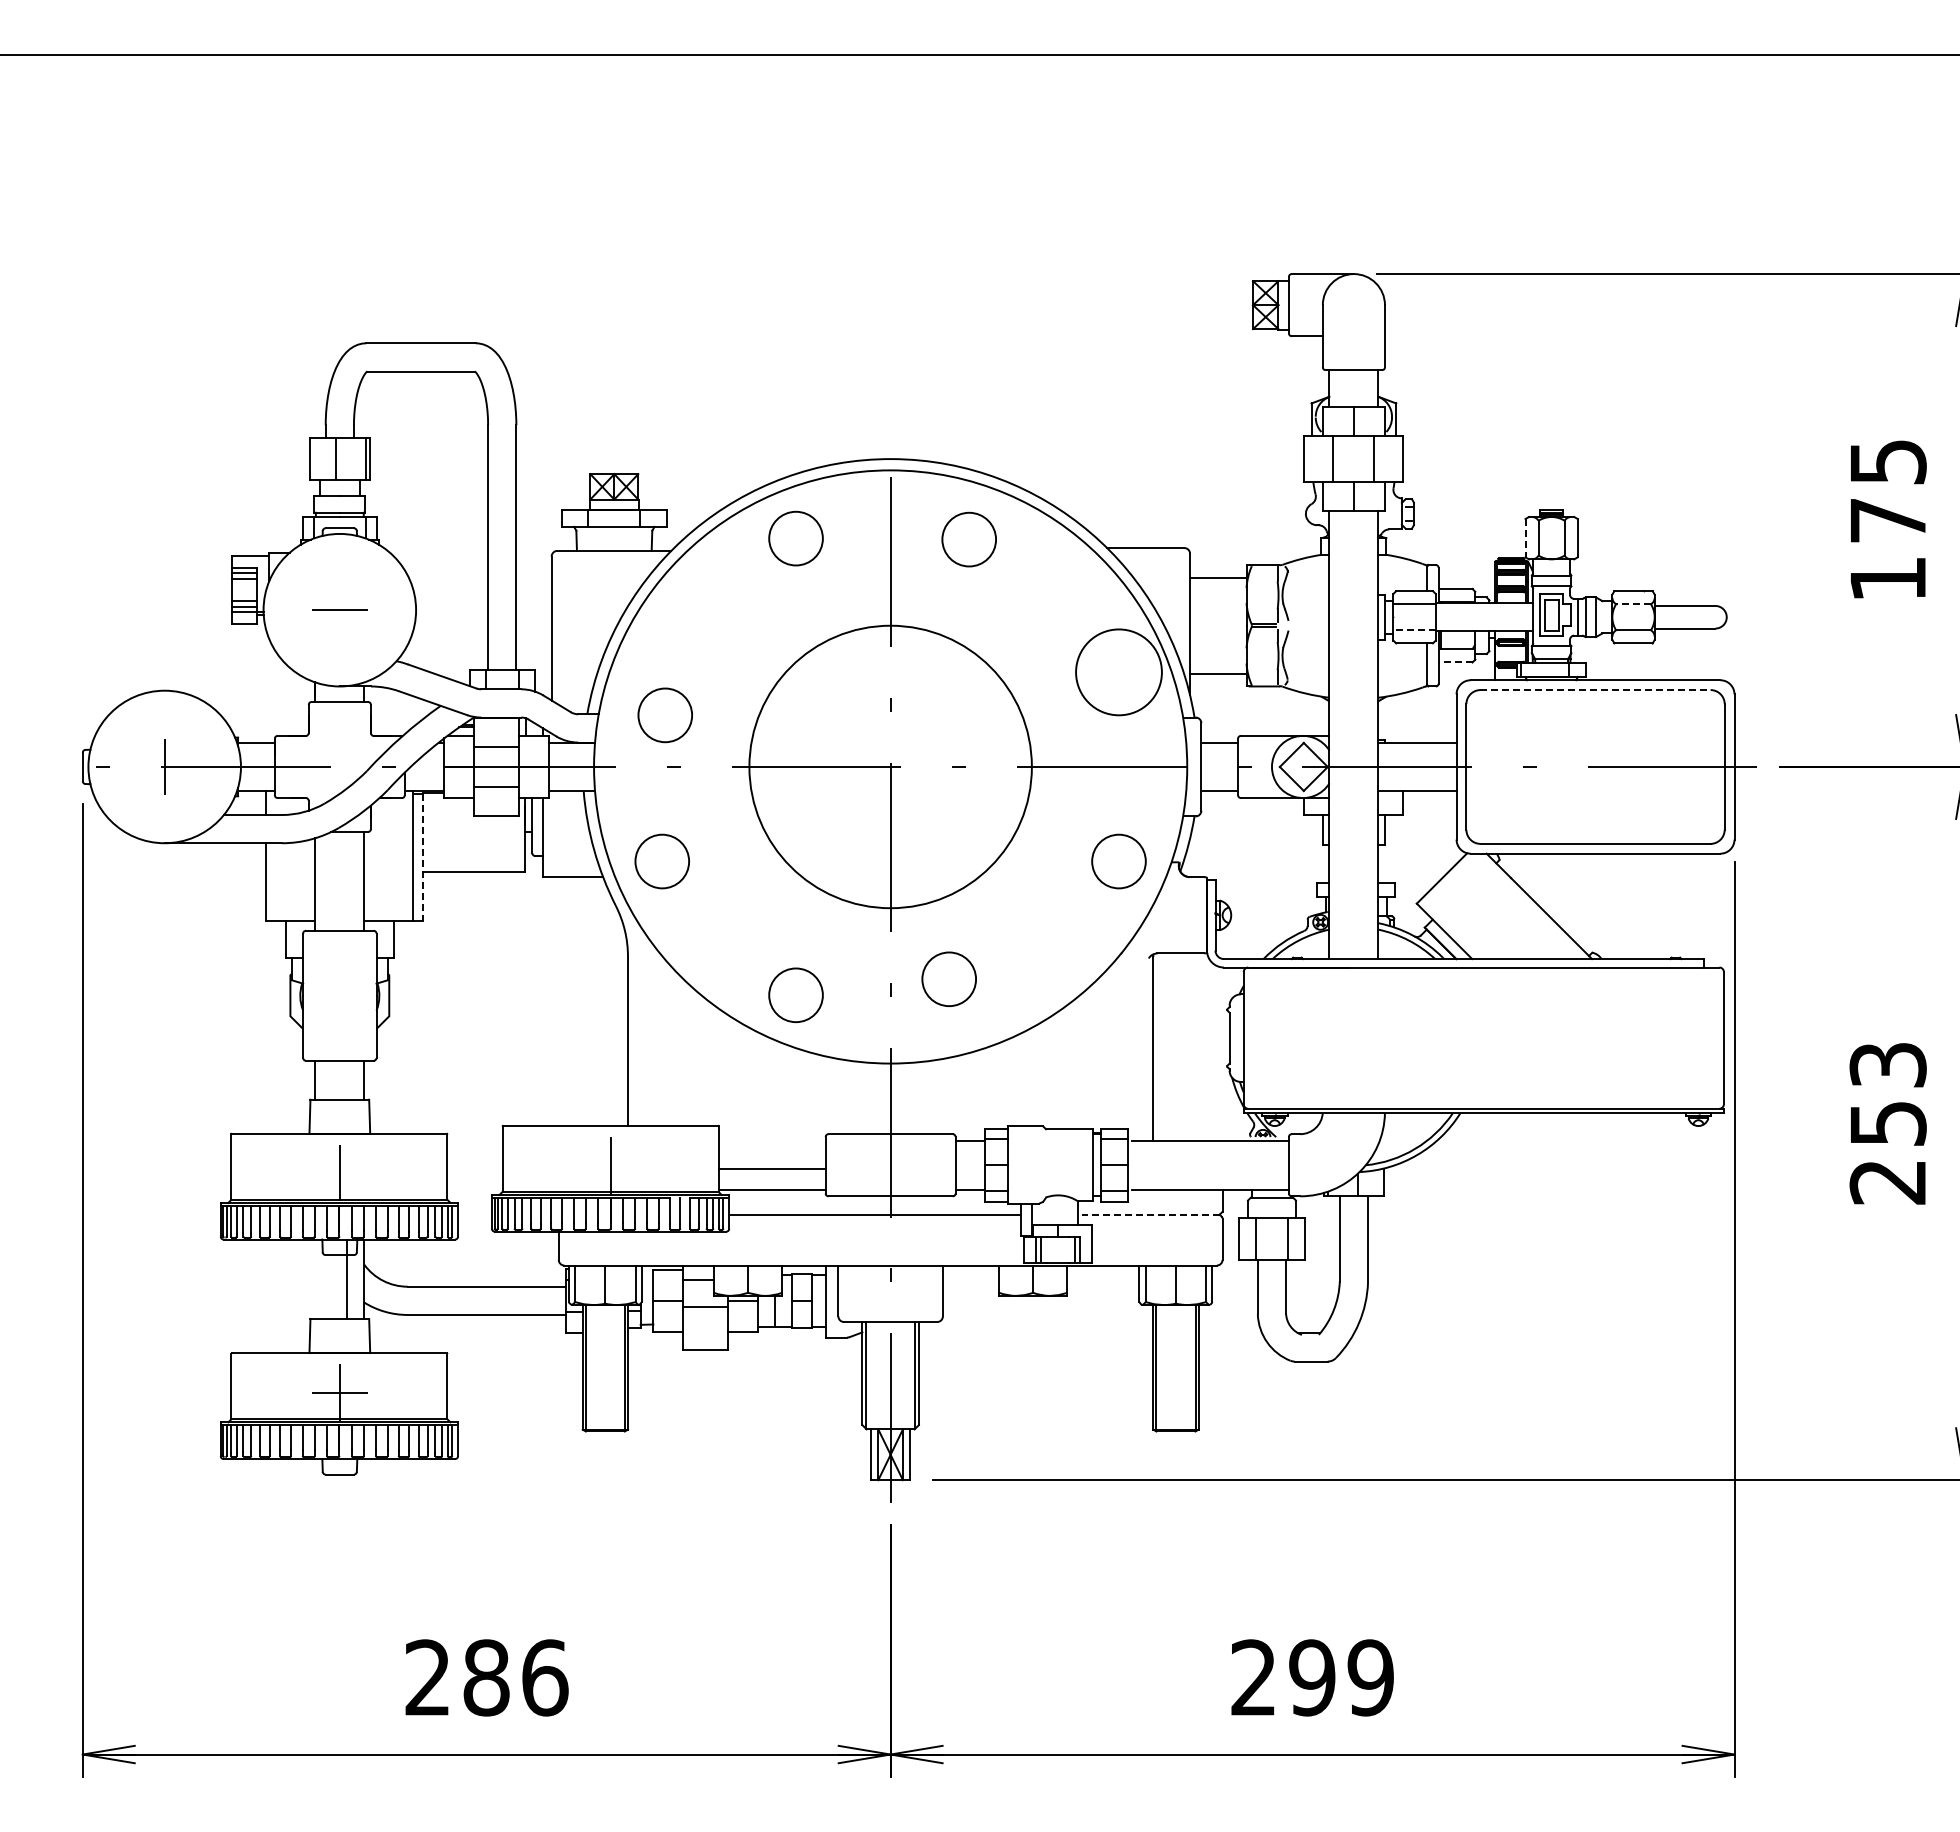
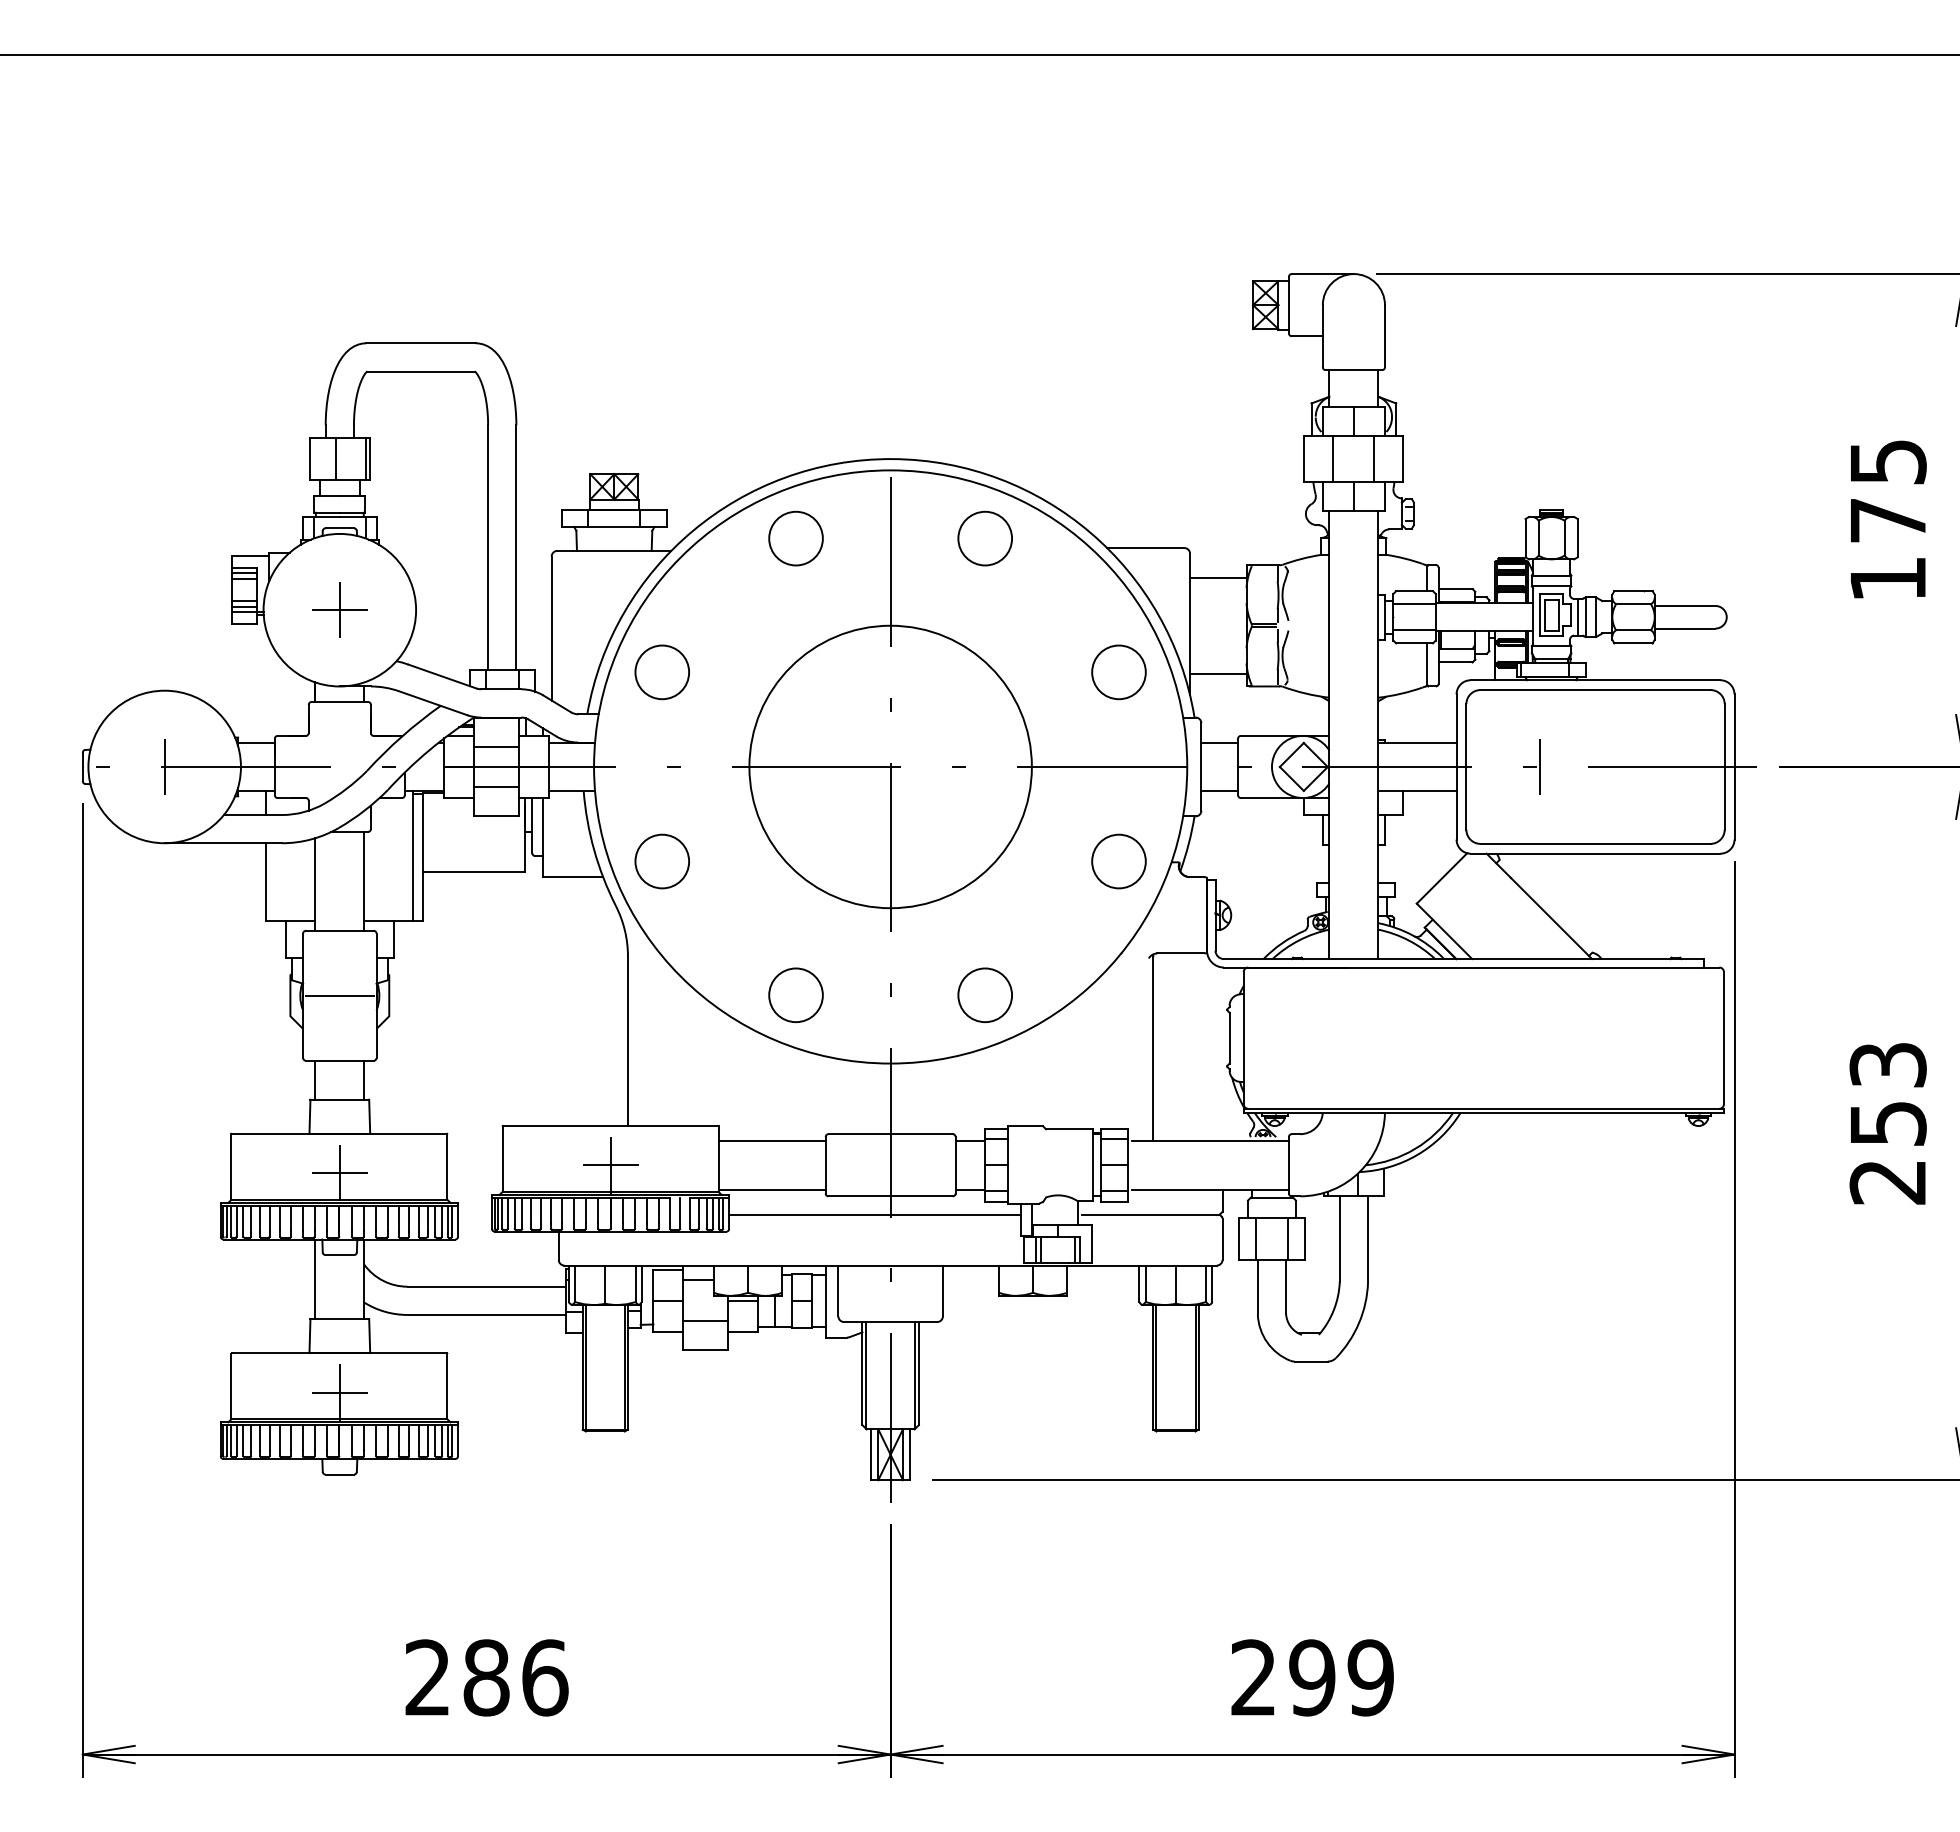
line: dashed -> solid (1525, 538)
circle position: (968, 539) -> (984, 538) (984, 538)
line: dashed -> solid (1633, 604)
line: none -> present (339, 609)
line: dashed -> solid (1414, 630)
line: dashed -> solid (1455, 662)
circle diameter: 86 px -> 54 px (1118, 672)
line: dashed -> solid (1596, 690)
circle position: (664, 715) -> (661, 672) (661, 672)
line: none -> present (1540, 766)
line: dashed -> solid (423, 857)
circle position: (948, 978) -> (984, 994) (984, 994)
line: none -> present (339, 995)
line: none -> present (610, 1165)
line position: (771, 1168) -> (771, 1140) (771, 1140)
line: none -> present (339, 1173)
line: dashed -> solid (1150, 1214)
line position: (347, 1279) -> (315, 1279) (315, 1279)
line position: (705, 1307) -> (705, 1321) (705, 1321)
